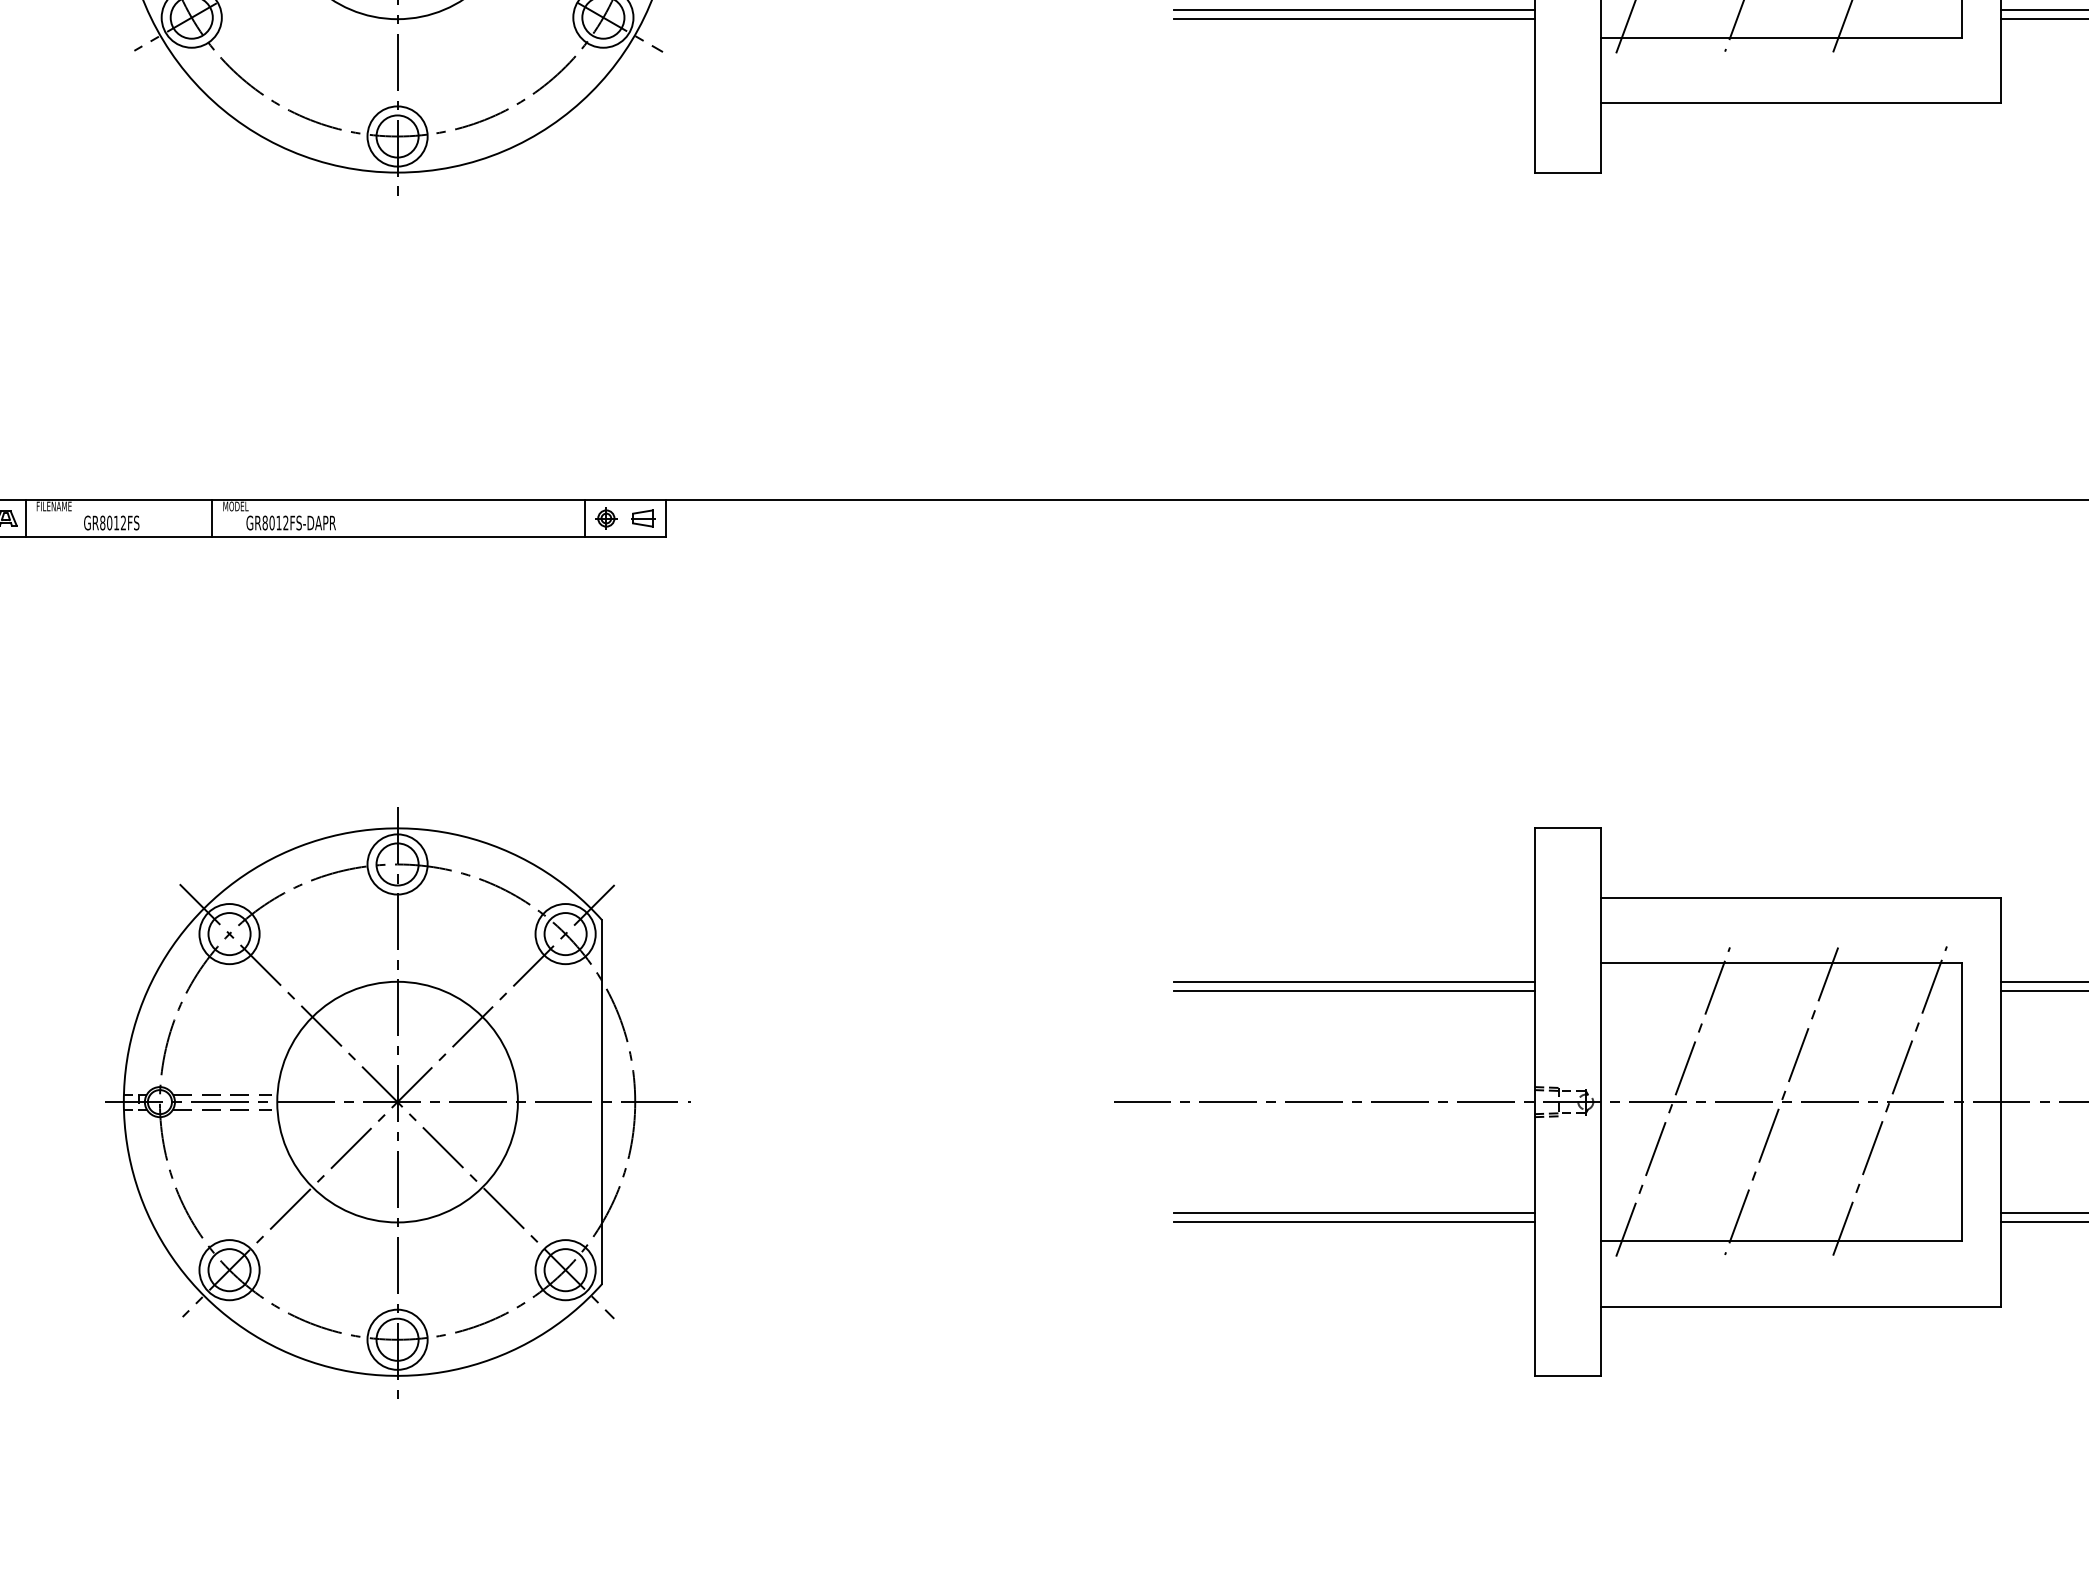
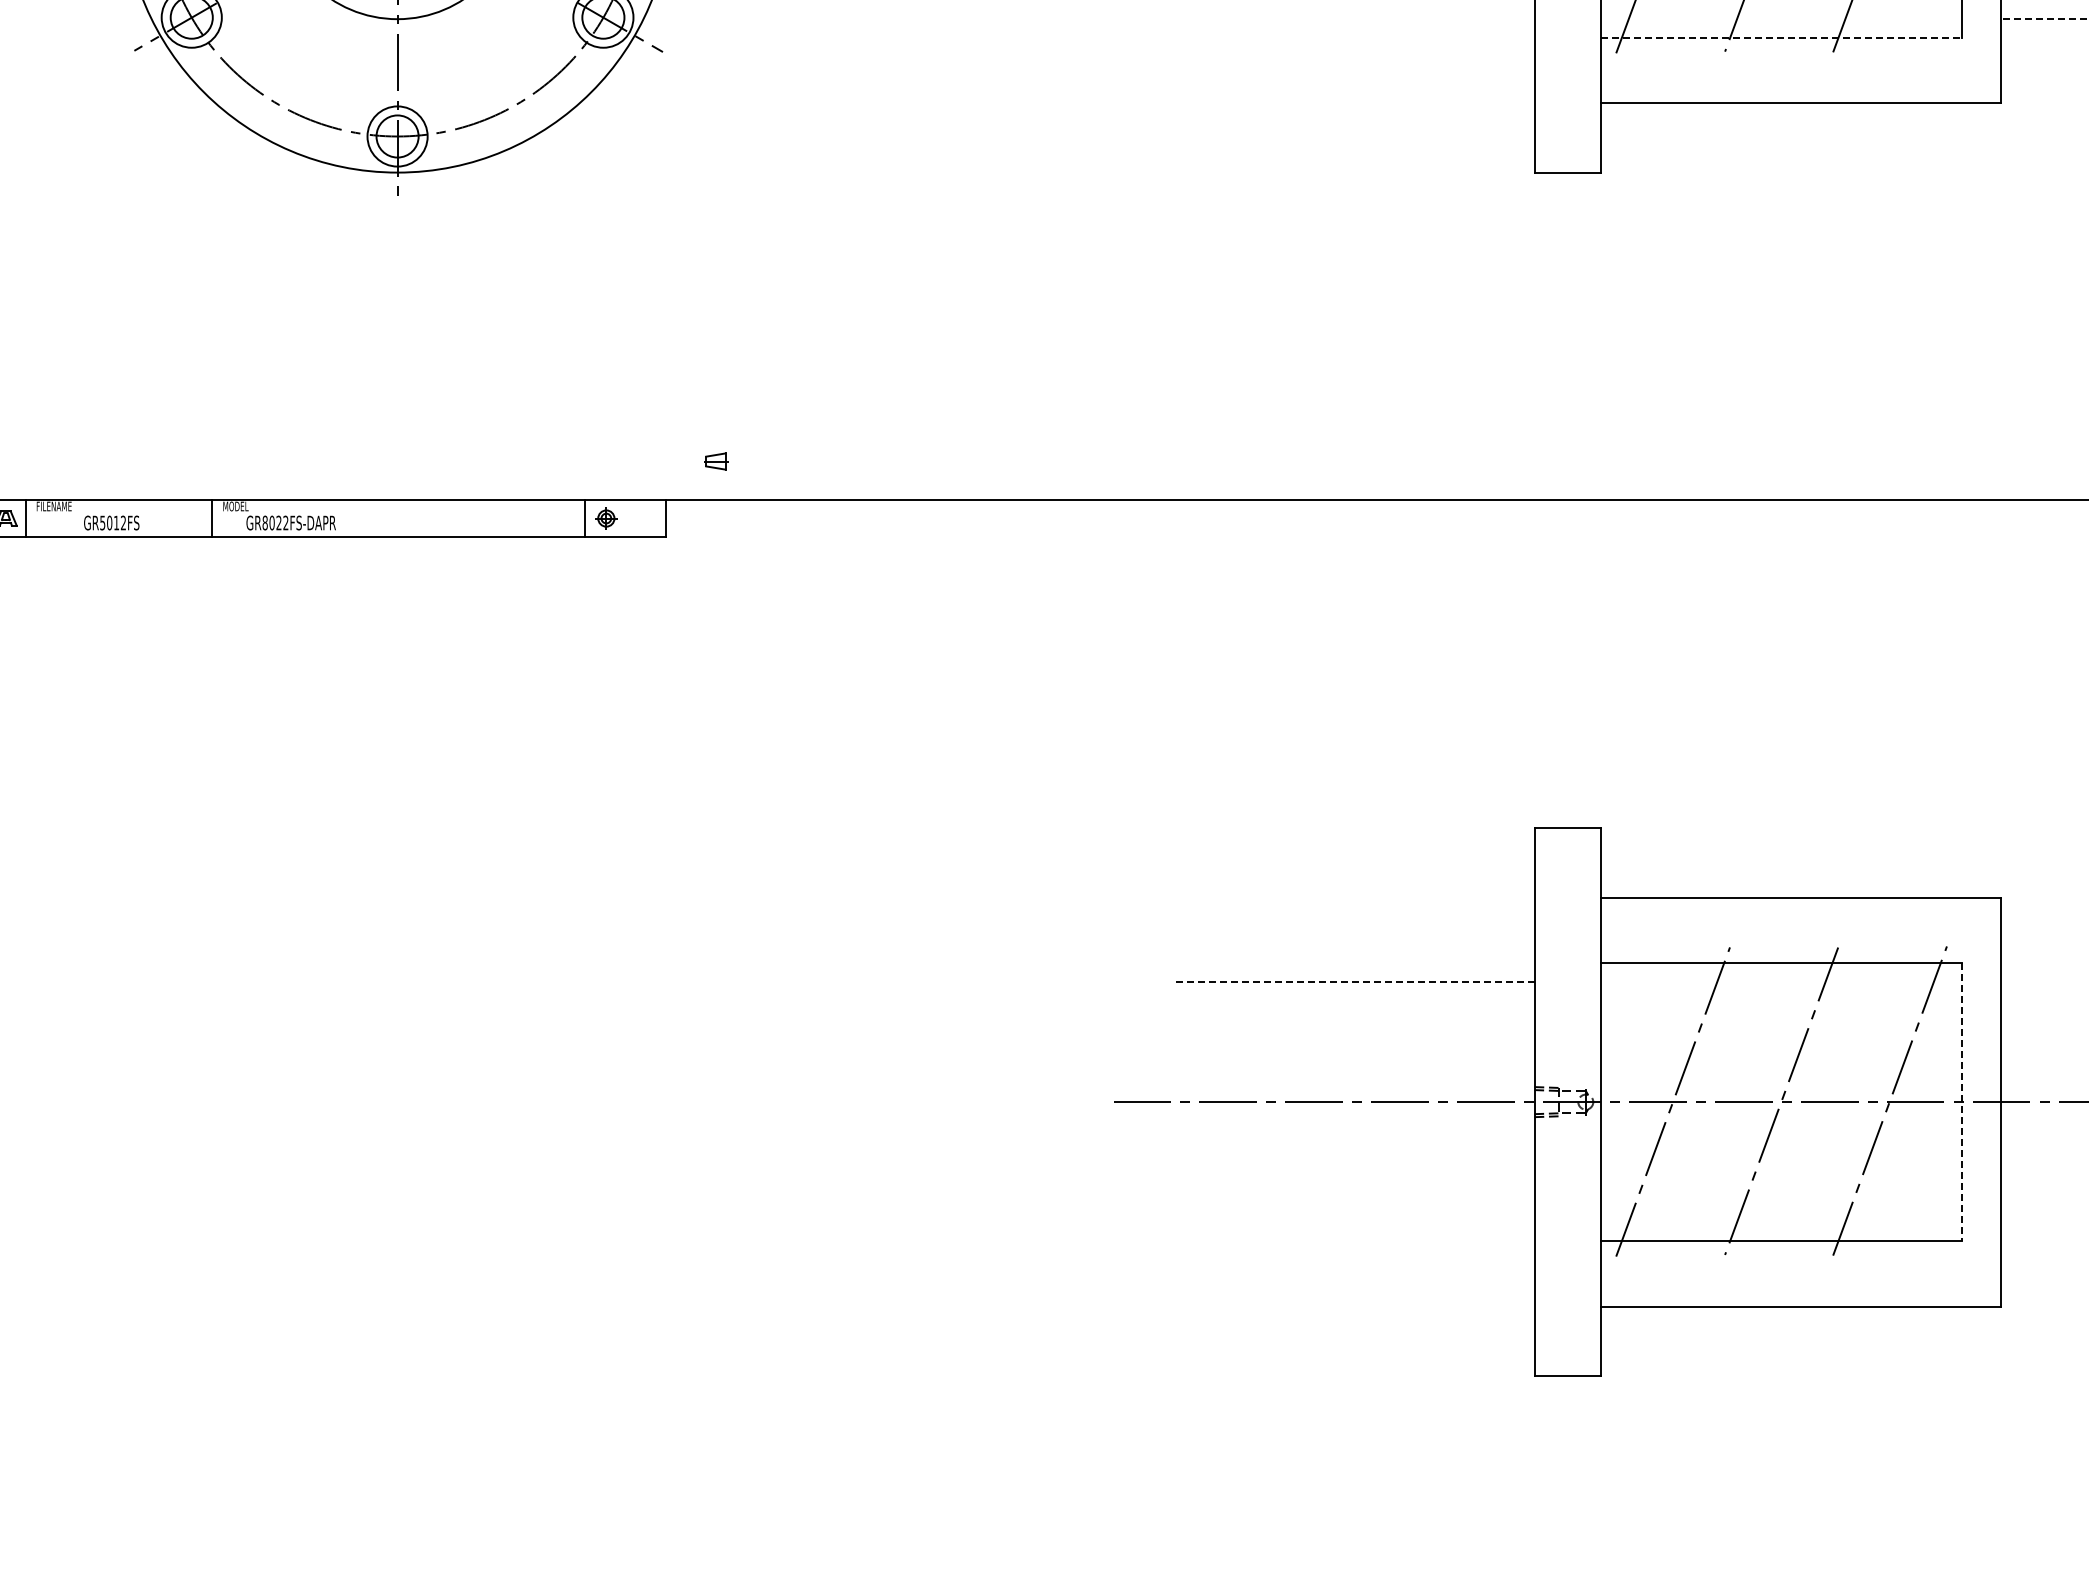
line: present -> none (1353, 10)
line: present -> none (2042, 10)
line: present -> none (1353, 19)
line: solid -> dashed (2044, 19)
line: solid -> dashed (1781, 37)
part position: (643, 518) -> (716, 461) (716, 461)
text: GR8012FS -> GR5012FS (102, 522)
text: GR8012FS-DAPR -> GR8022FS-DAPR (278, 522)
line: solid -> dashed (1353, 981)
line: present -> none (2042, 981)
line: present -> none (1353, 990)
line: present -> none (2042, 990)
part: present -> none (397, 1102)
line: solid -> dashed (1961, 1102)
line: present -> none (1353, 1213)
line: present -> none (2042, 1213)
line: present -> none (1353, 1222)
line: present -> none (2042, 1222)
